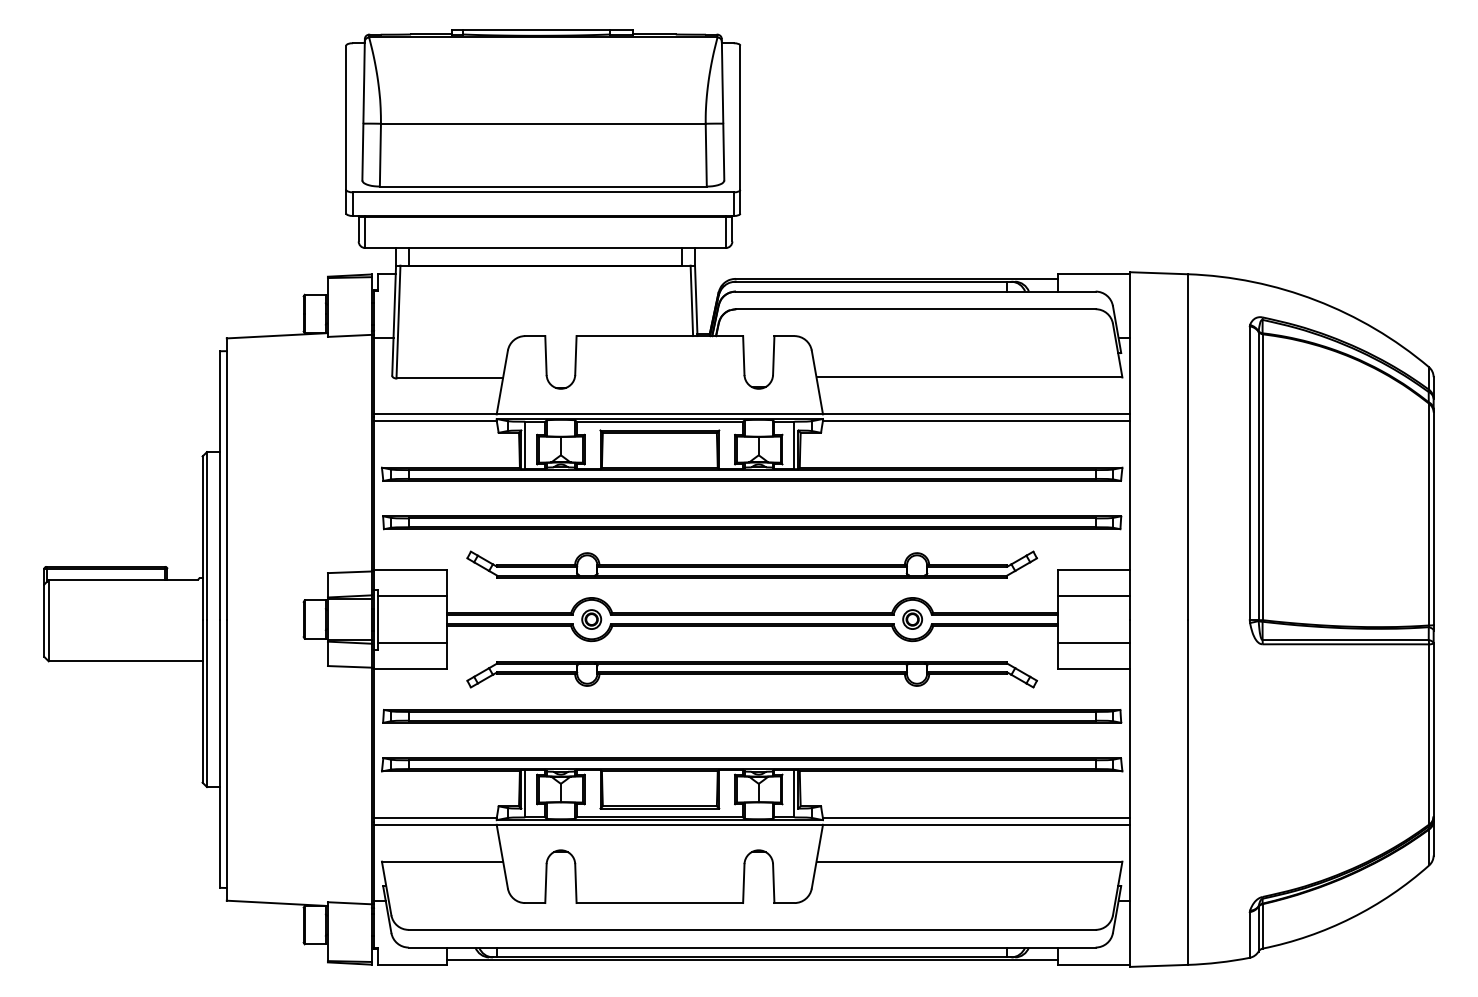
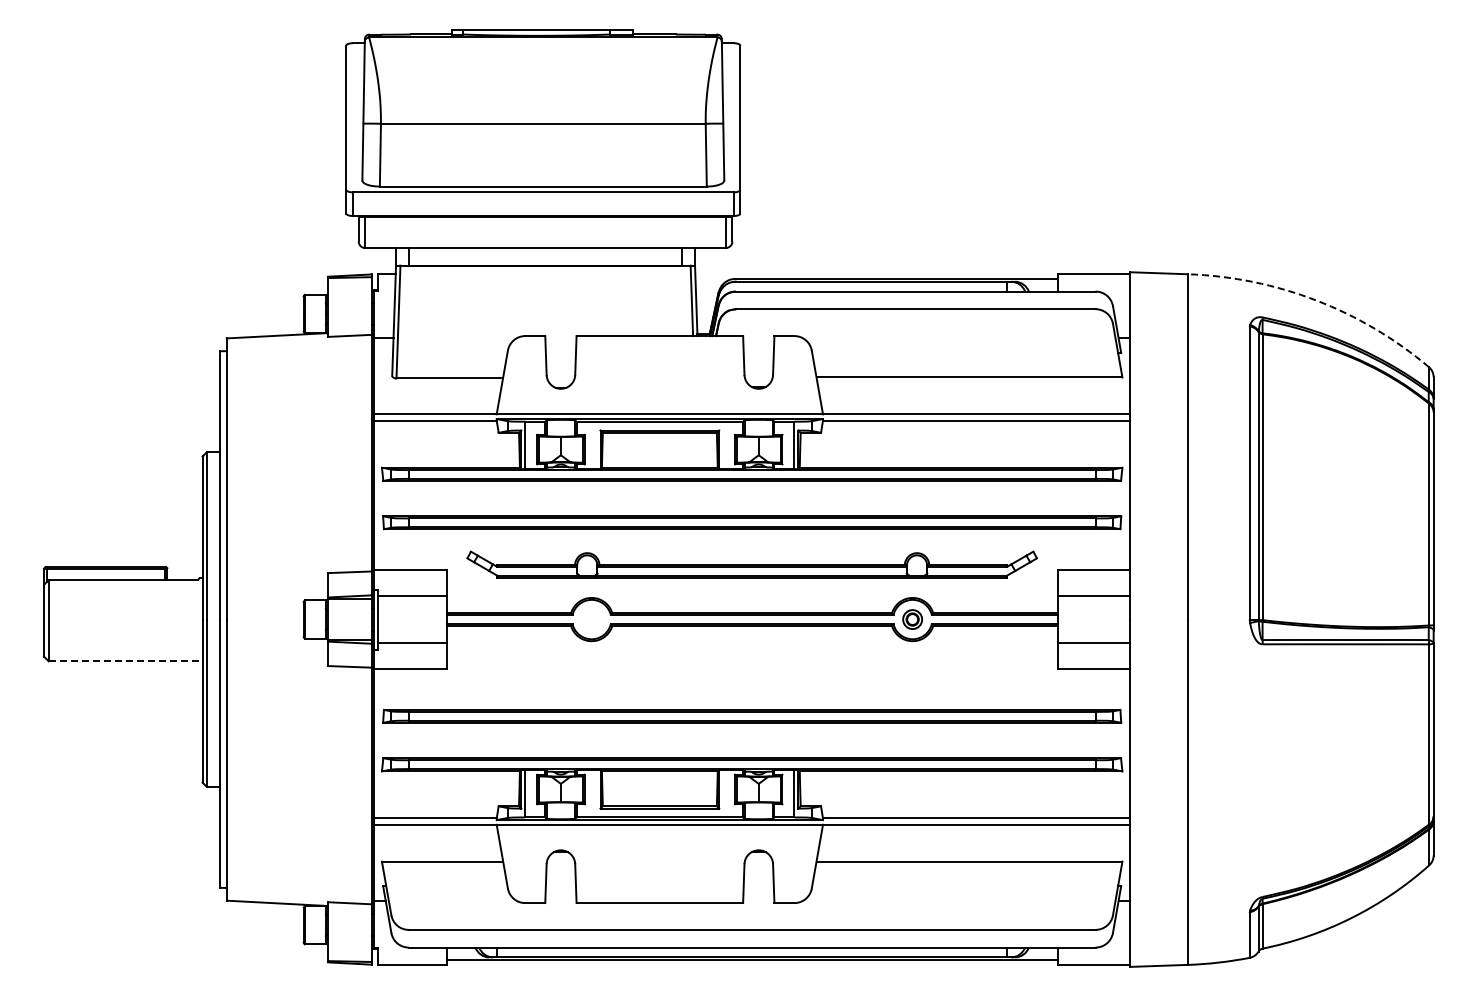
arc: solid -> dashed (1316, 300)
part: present -> none (591, 619)
line: solid -> dashed (125, 661)
part: present -> none (751, 674)
